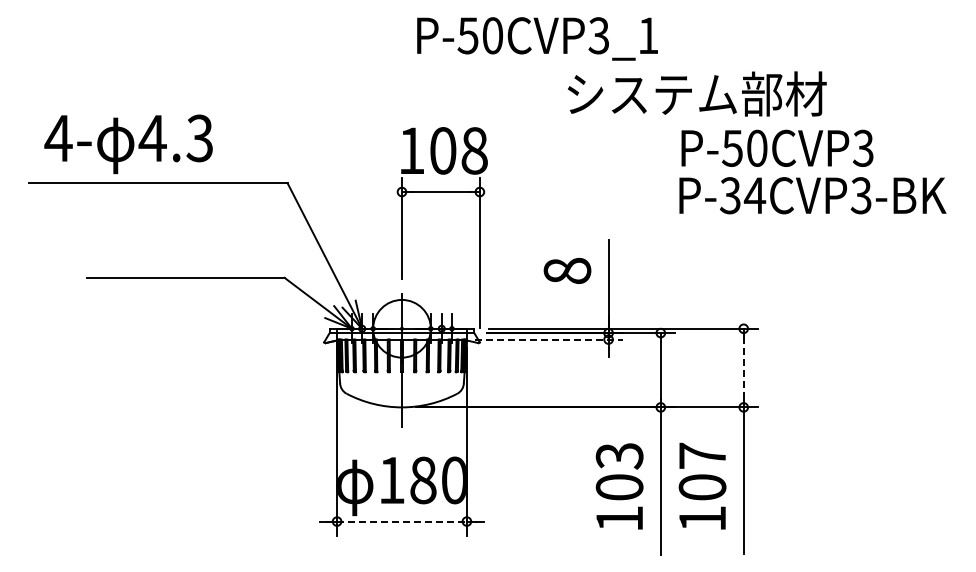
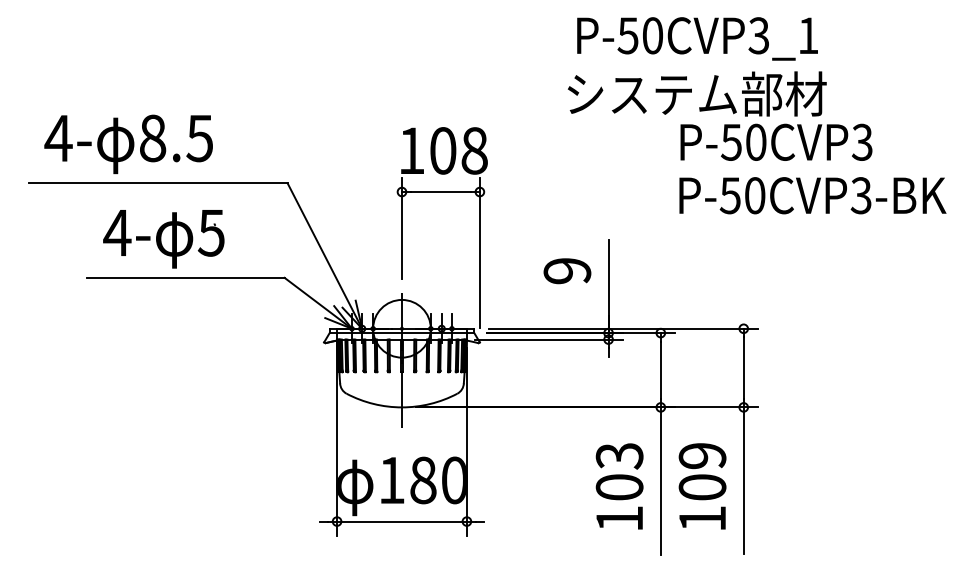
text position: (537, 38) -> (697, 38) (697, 38)
text: 4.3 -> 8.5 (175, 138)
text position: (777, 147) -> (776, 141) (776, 141)
text: P-34CVP3-BK -> P-50CVP3-BK (743, 195)
part: none -> present (163, 239)
text: 8 -> 9 (567, 270)
line: dashed -> solid (549, 339)
line: dashed -> solid (743, 368)
text: 107 -> 109 (702, 455)
line: dashed -> solid (402, 521)
